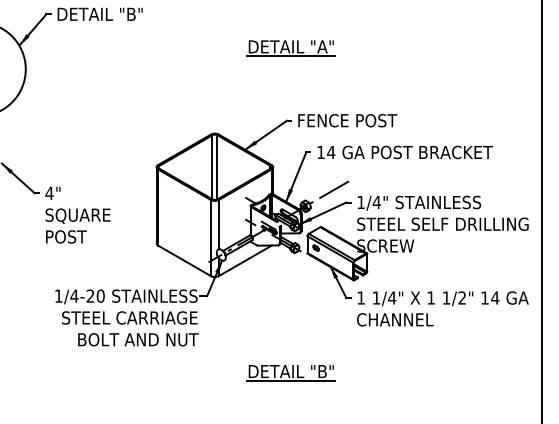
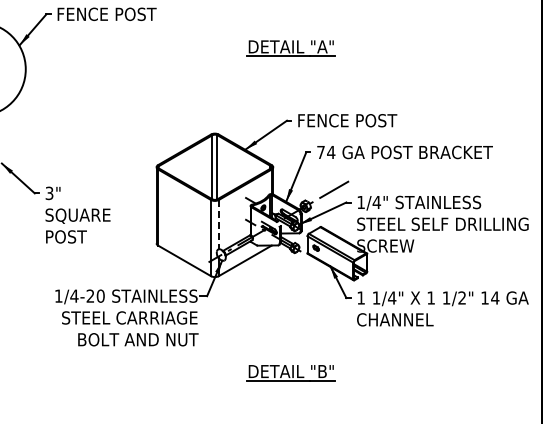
text: DETAIL "B" -> FENCE POST (107, 14)
text: 14 -> 74 (320, 152)
text: 4" -> 3" (49, 193)
line: solid -> dashed (218, 224)
